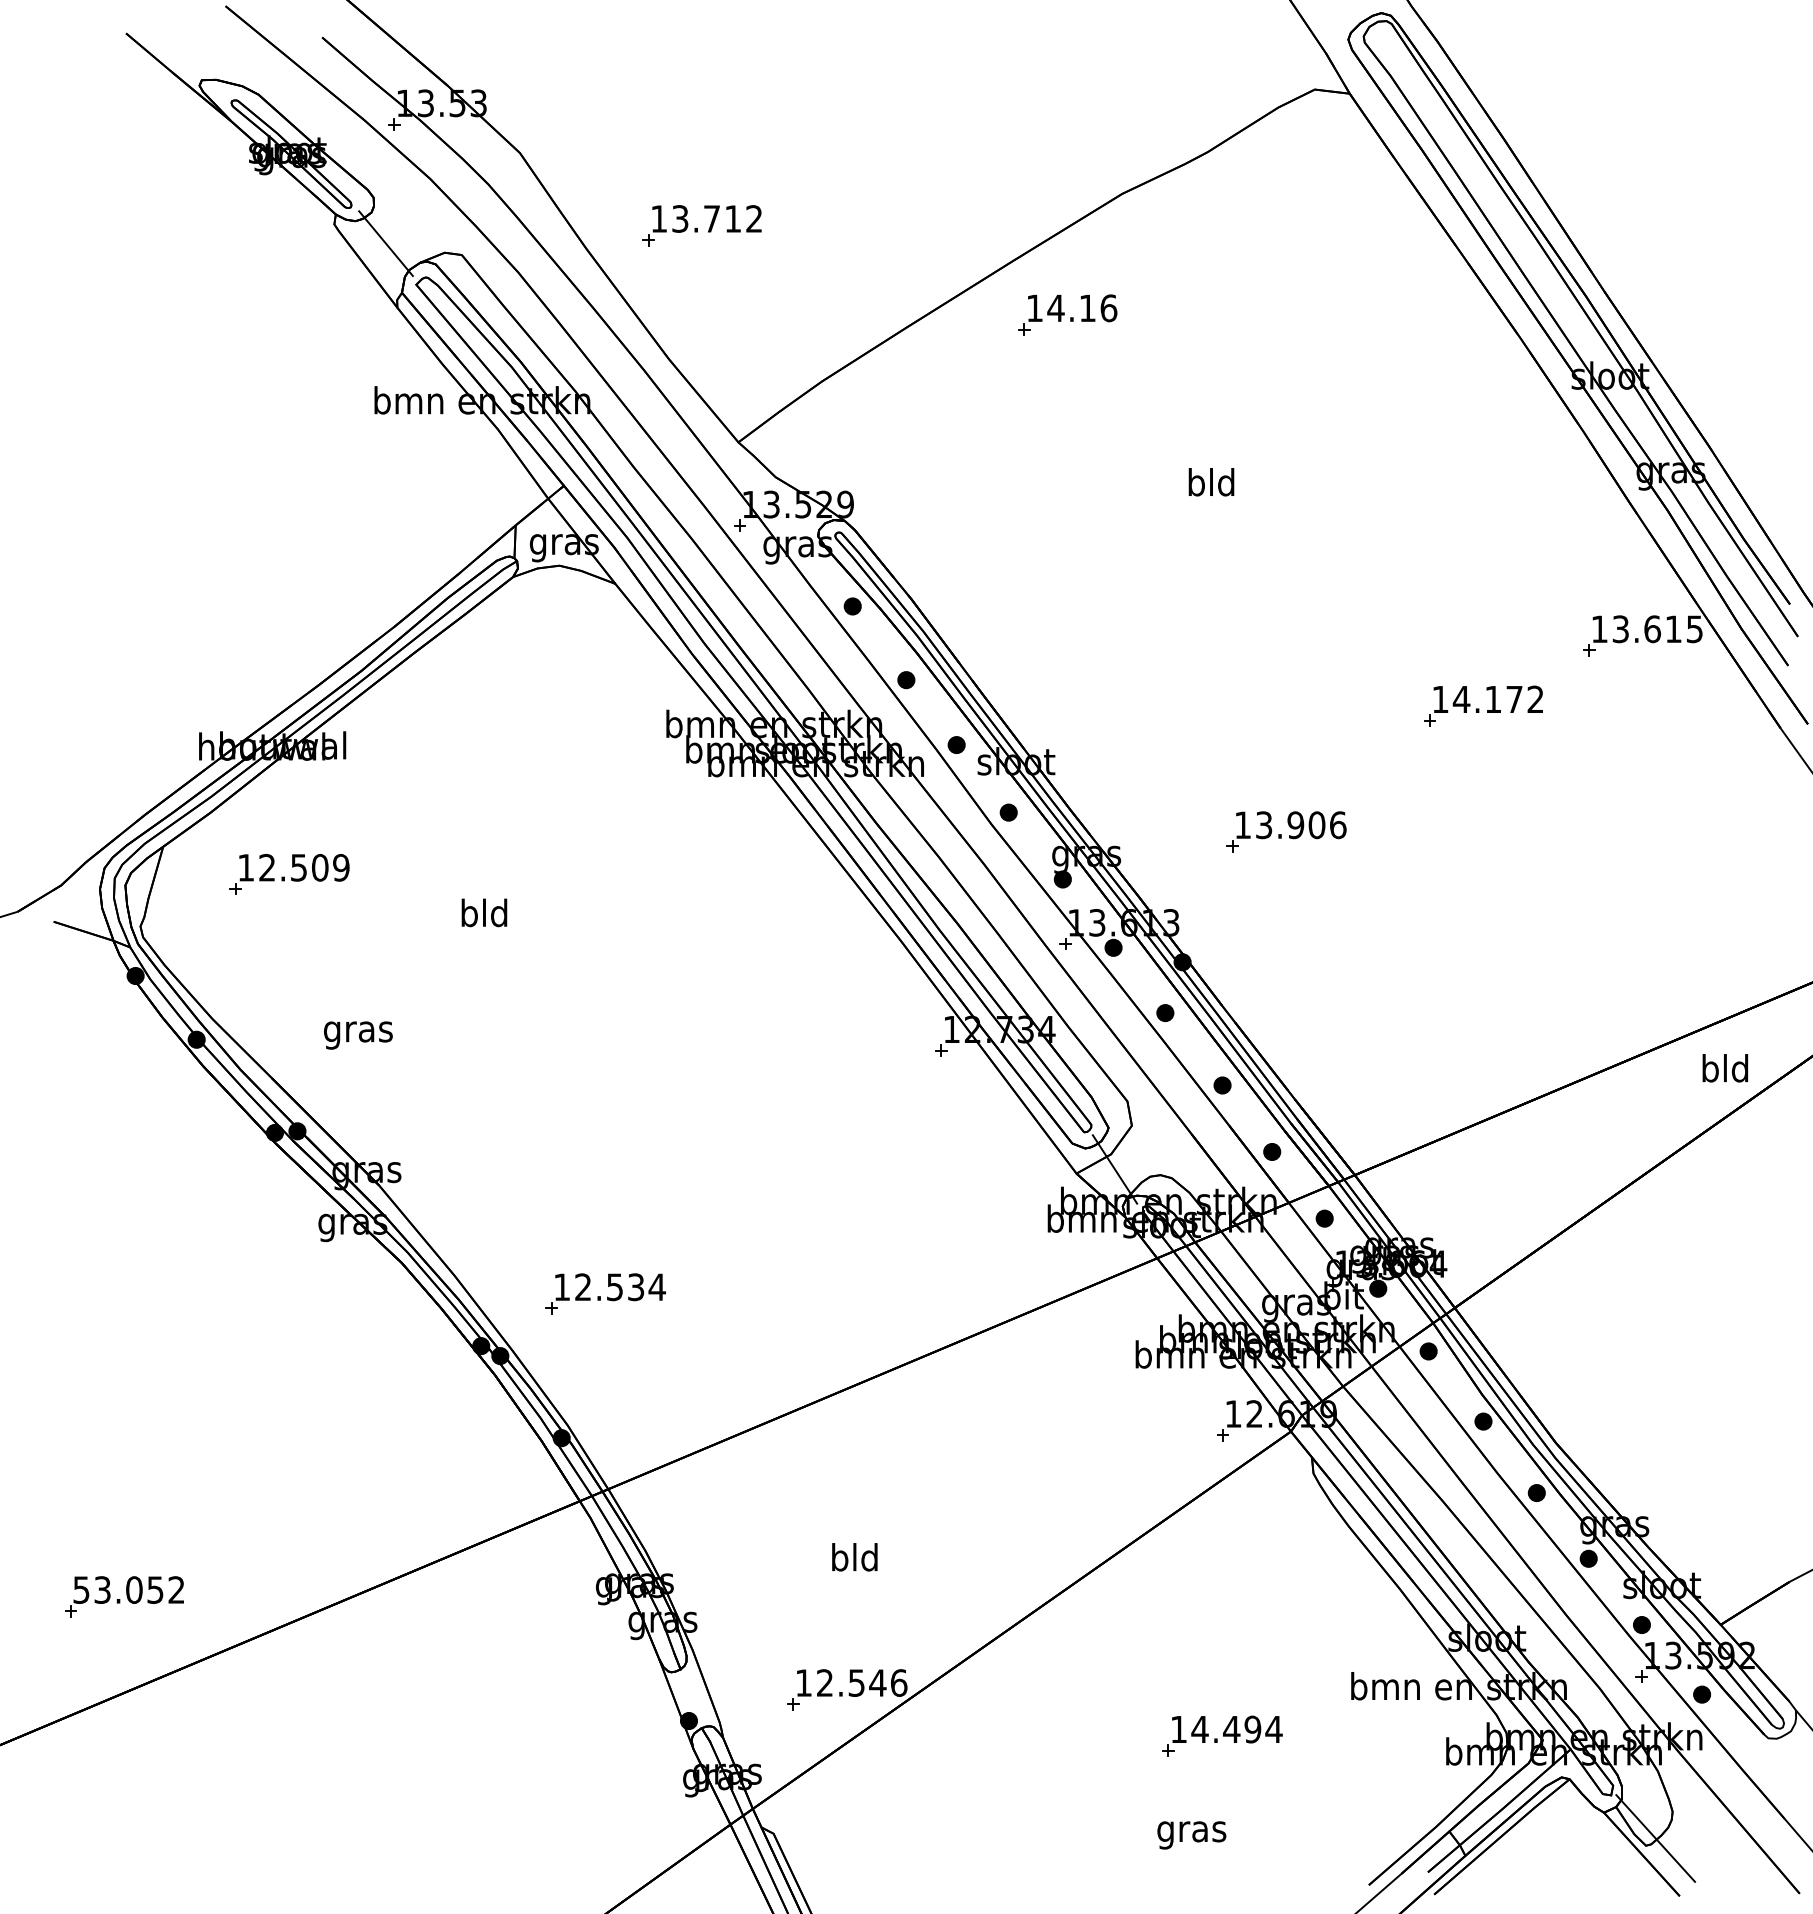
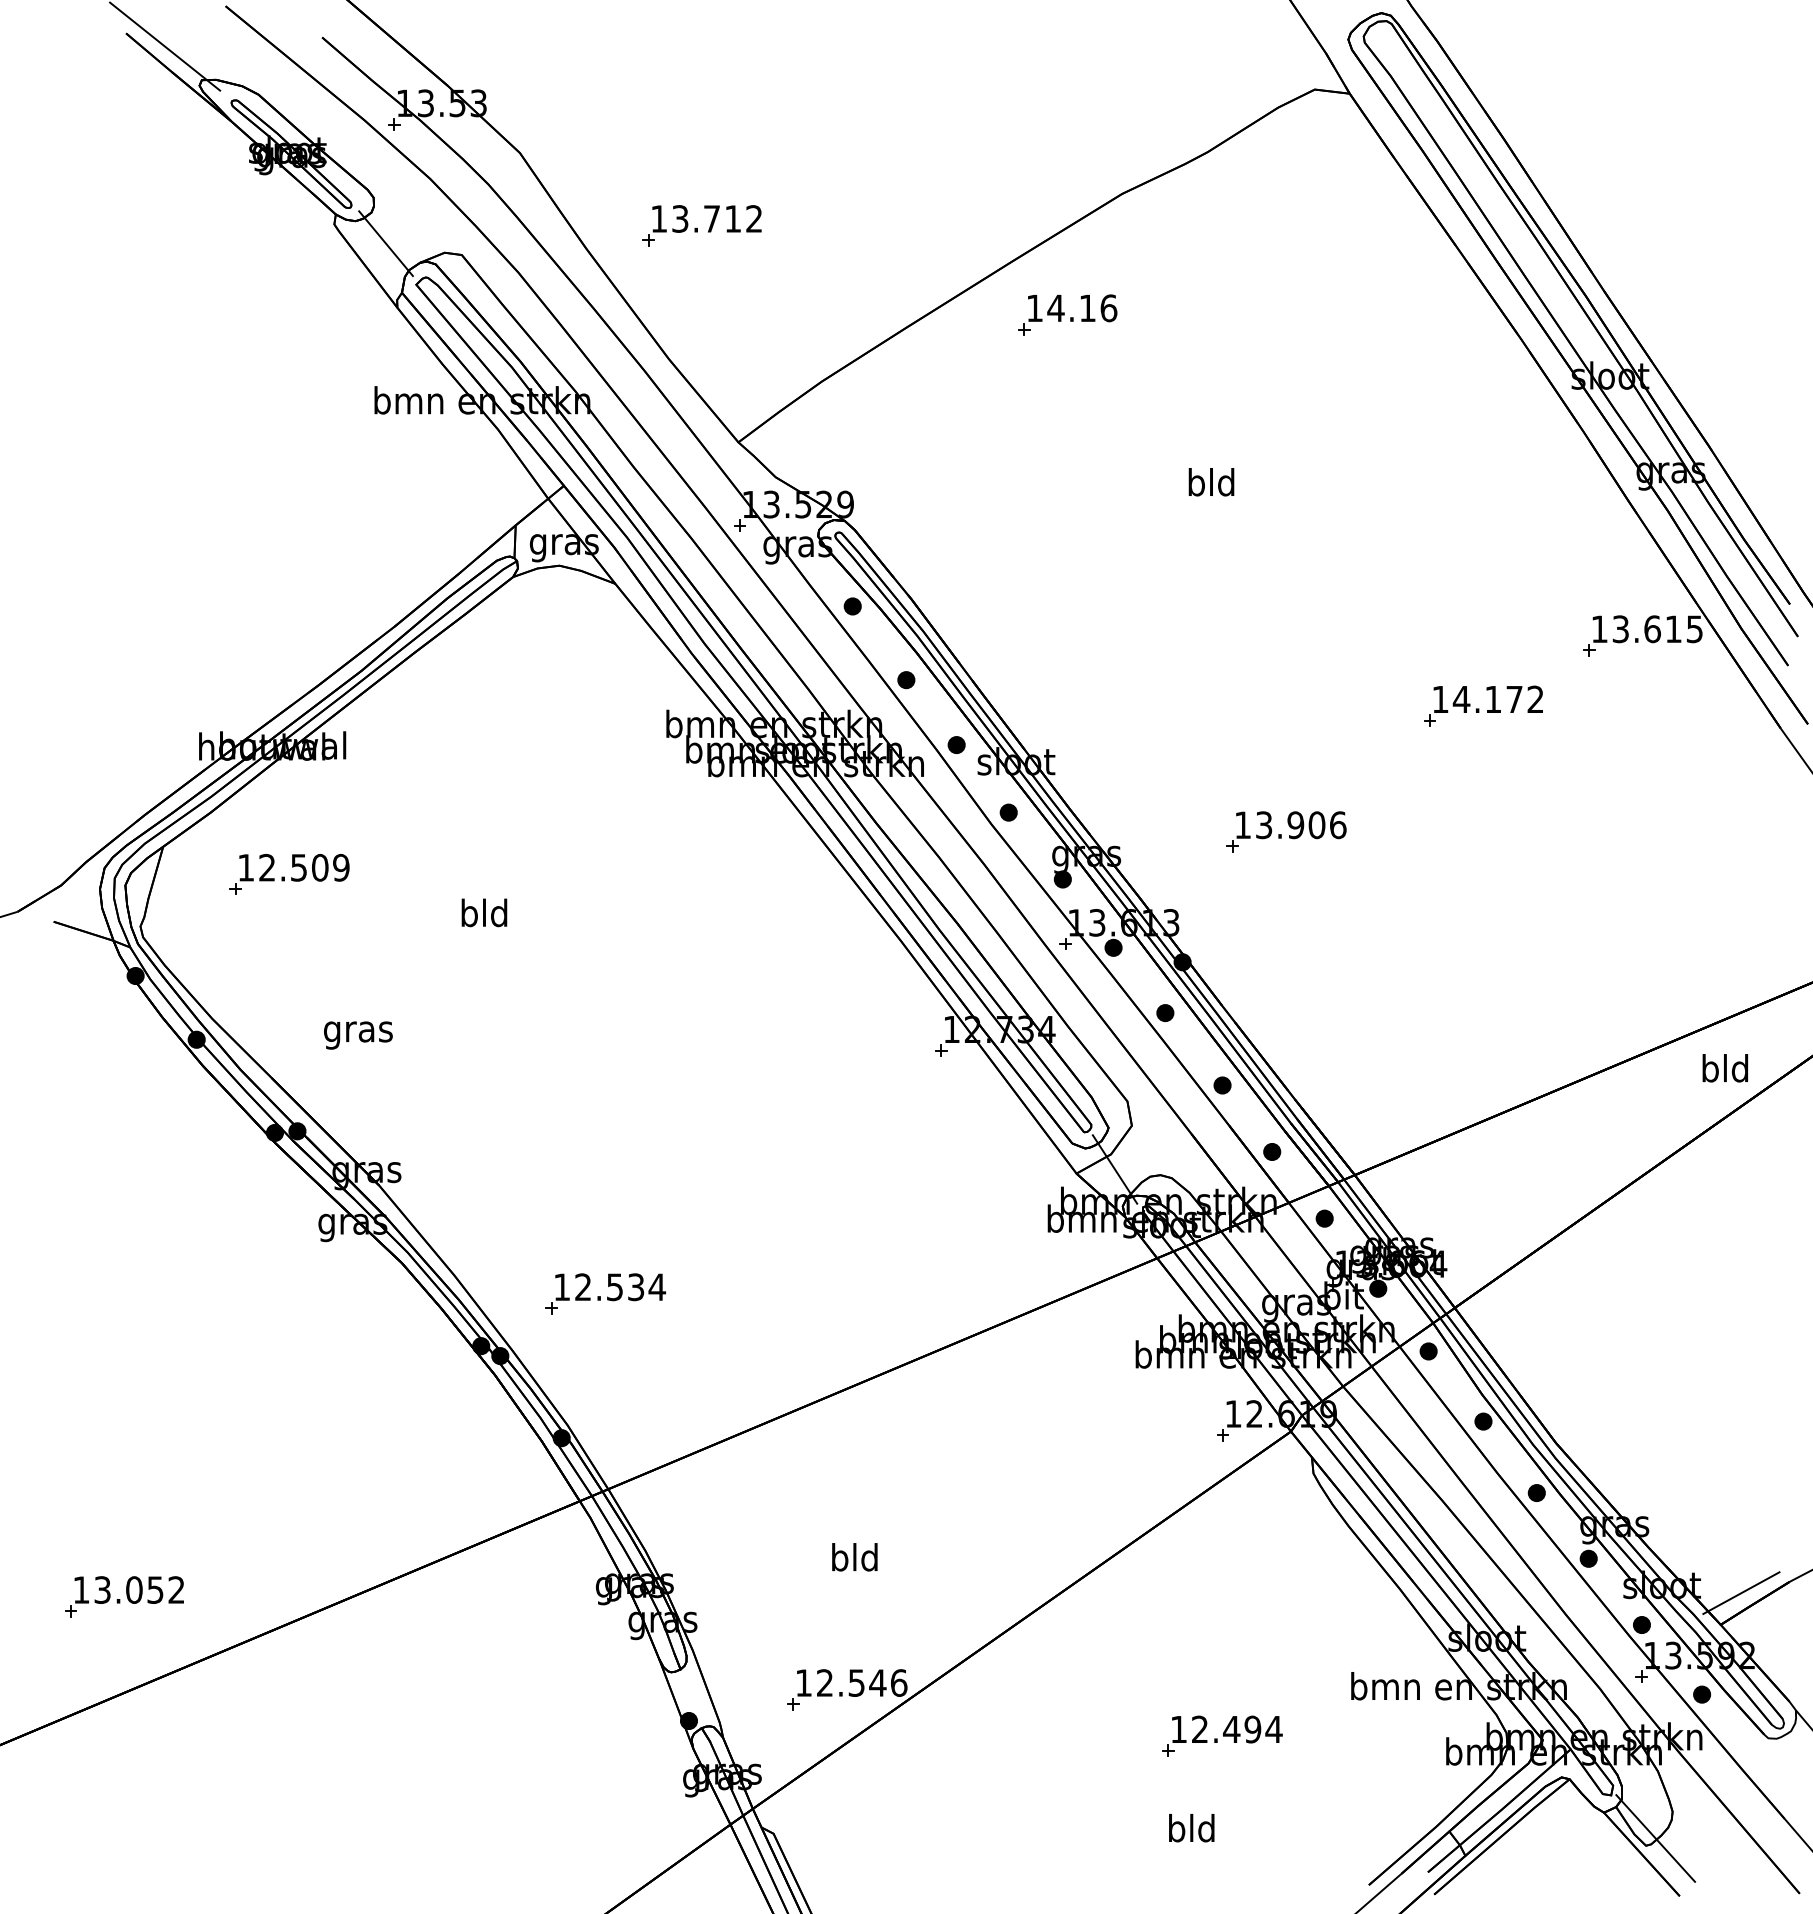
line: none -> present (165, 46)
text: 53.052 -> 13.052 (81, 1589)
line: none -> present (1741, 1593)
text: 14.494 -> 12.494 (1199, 1728)
text: gras -> bld (1191, 1831)
